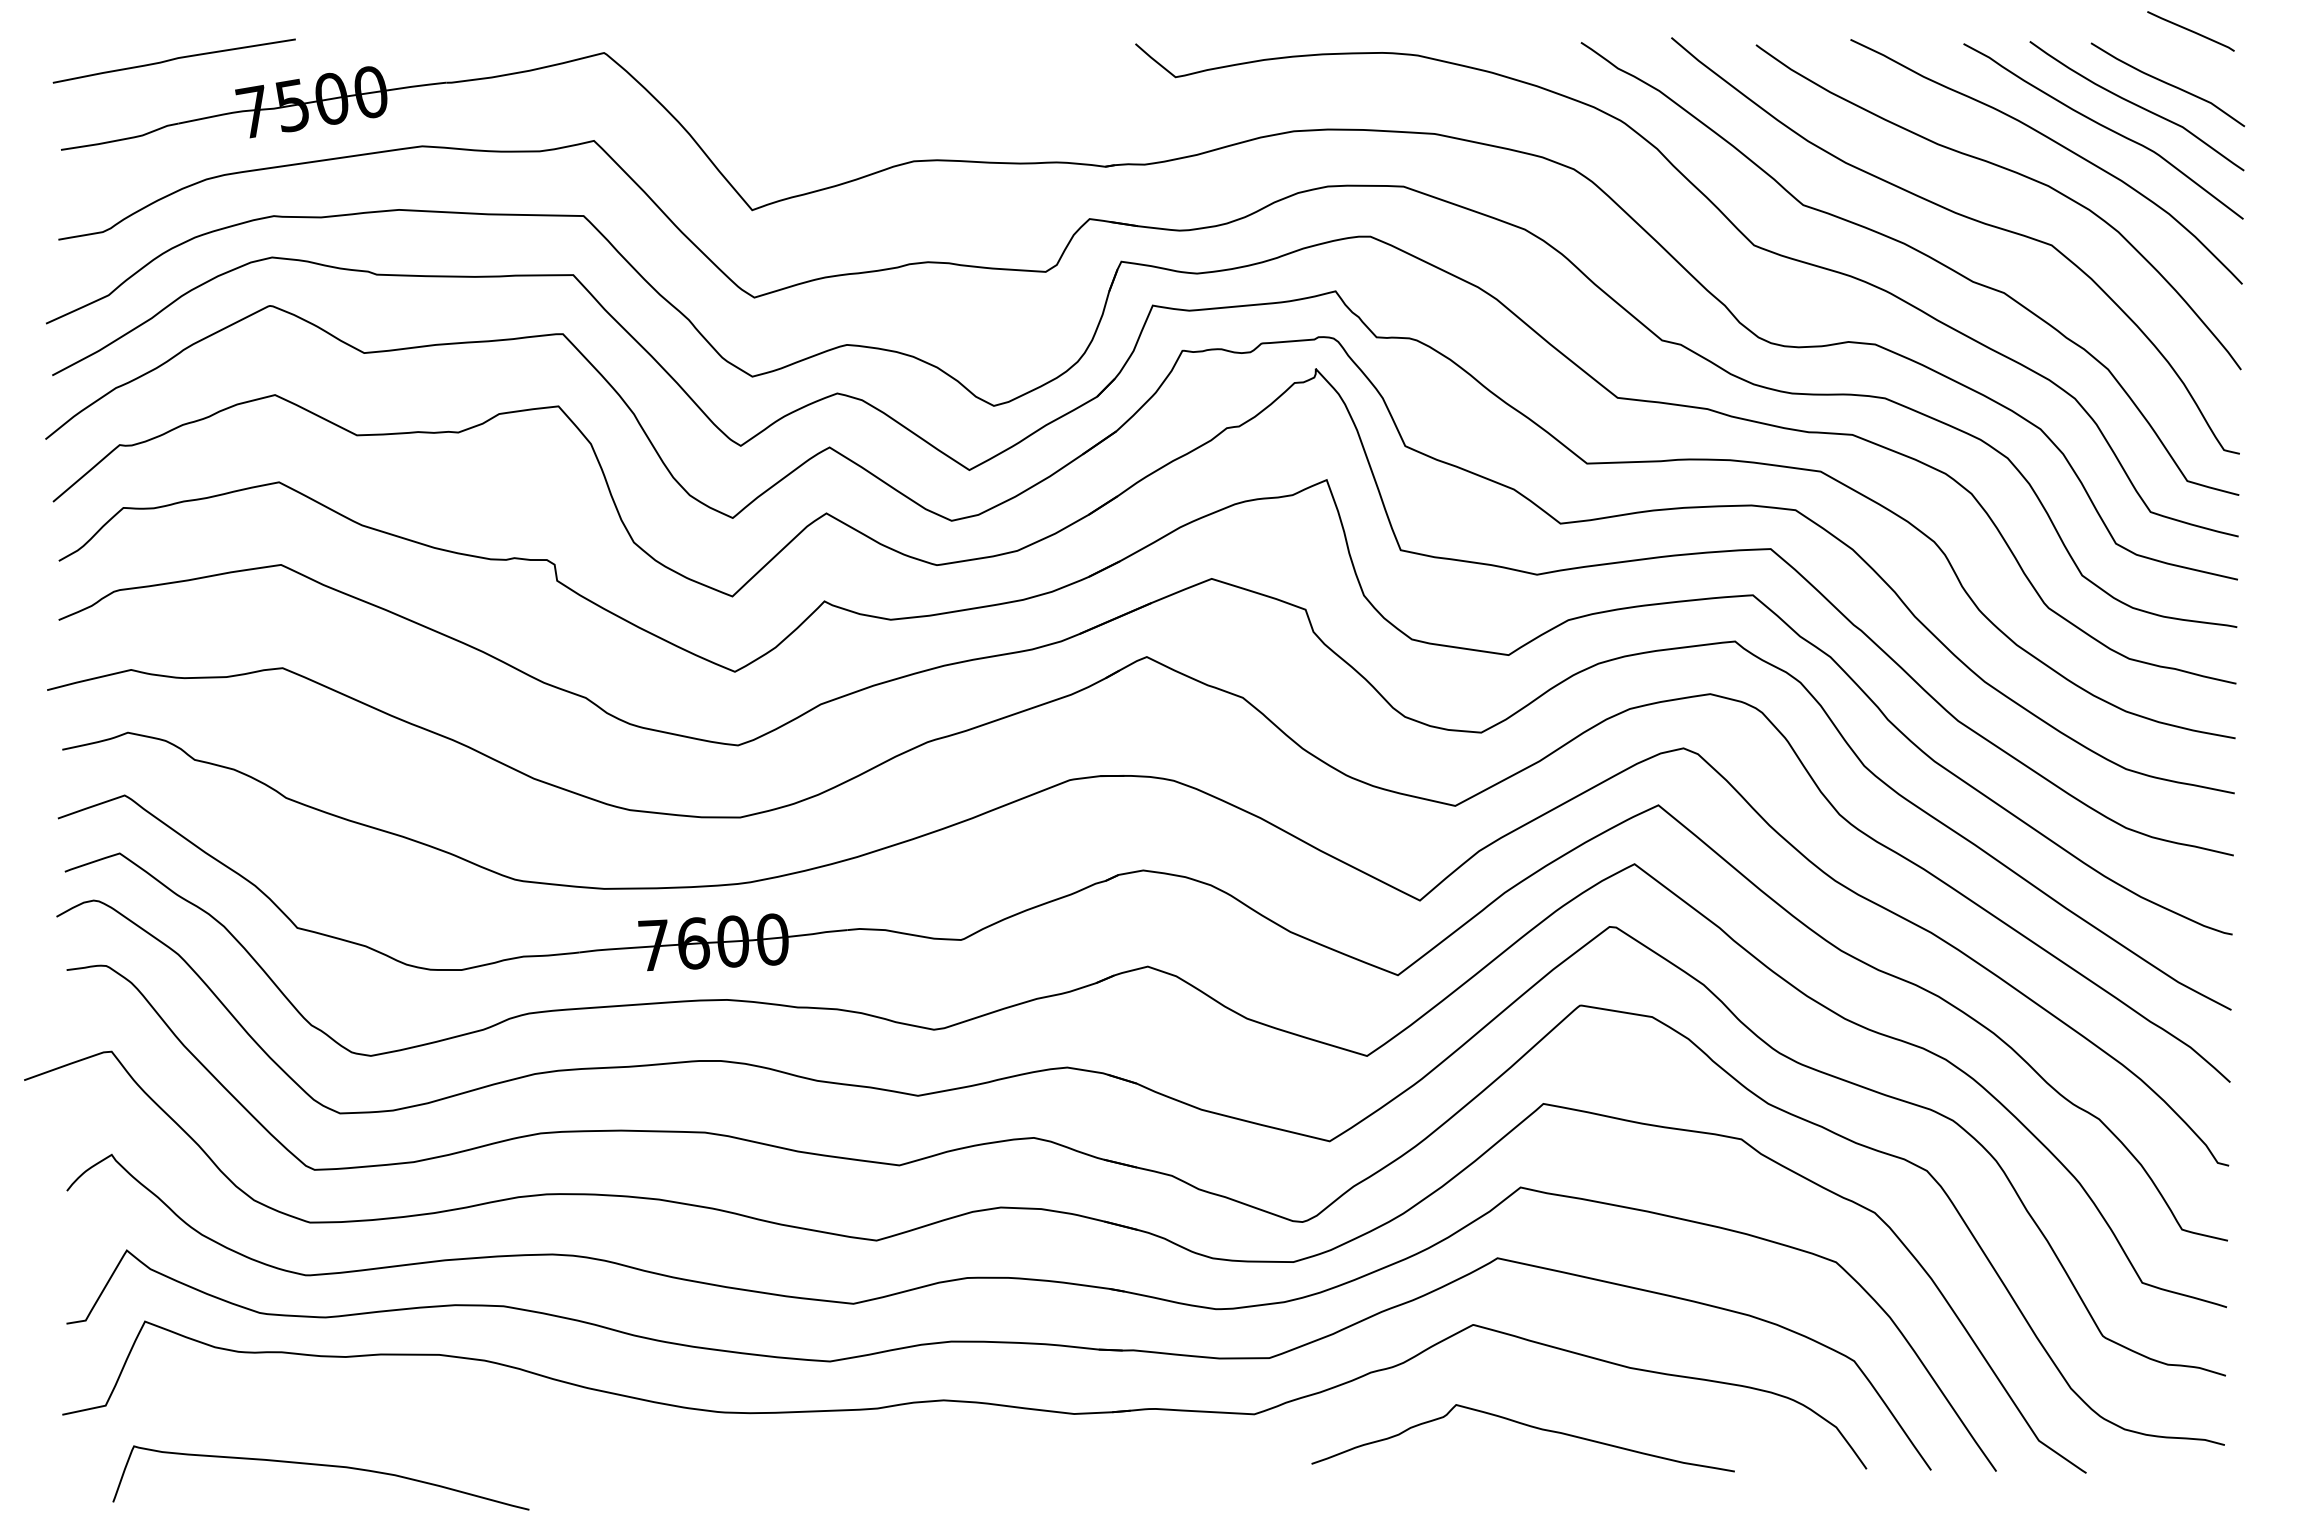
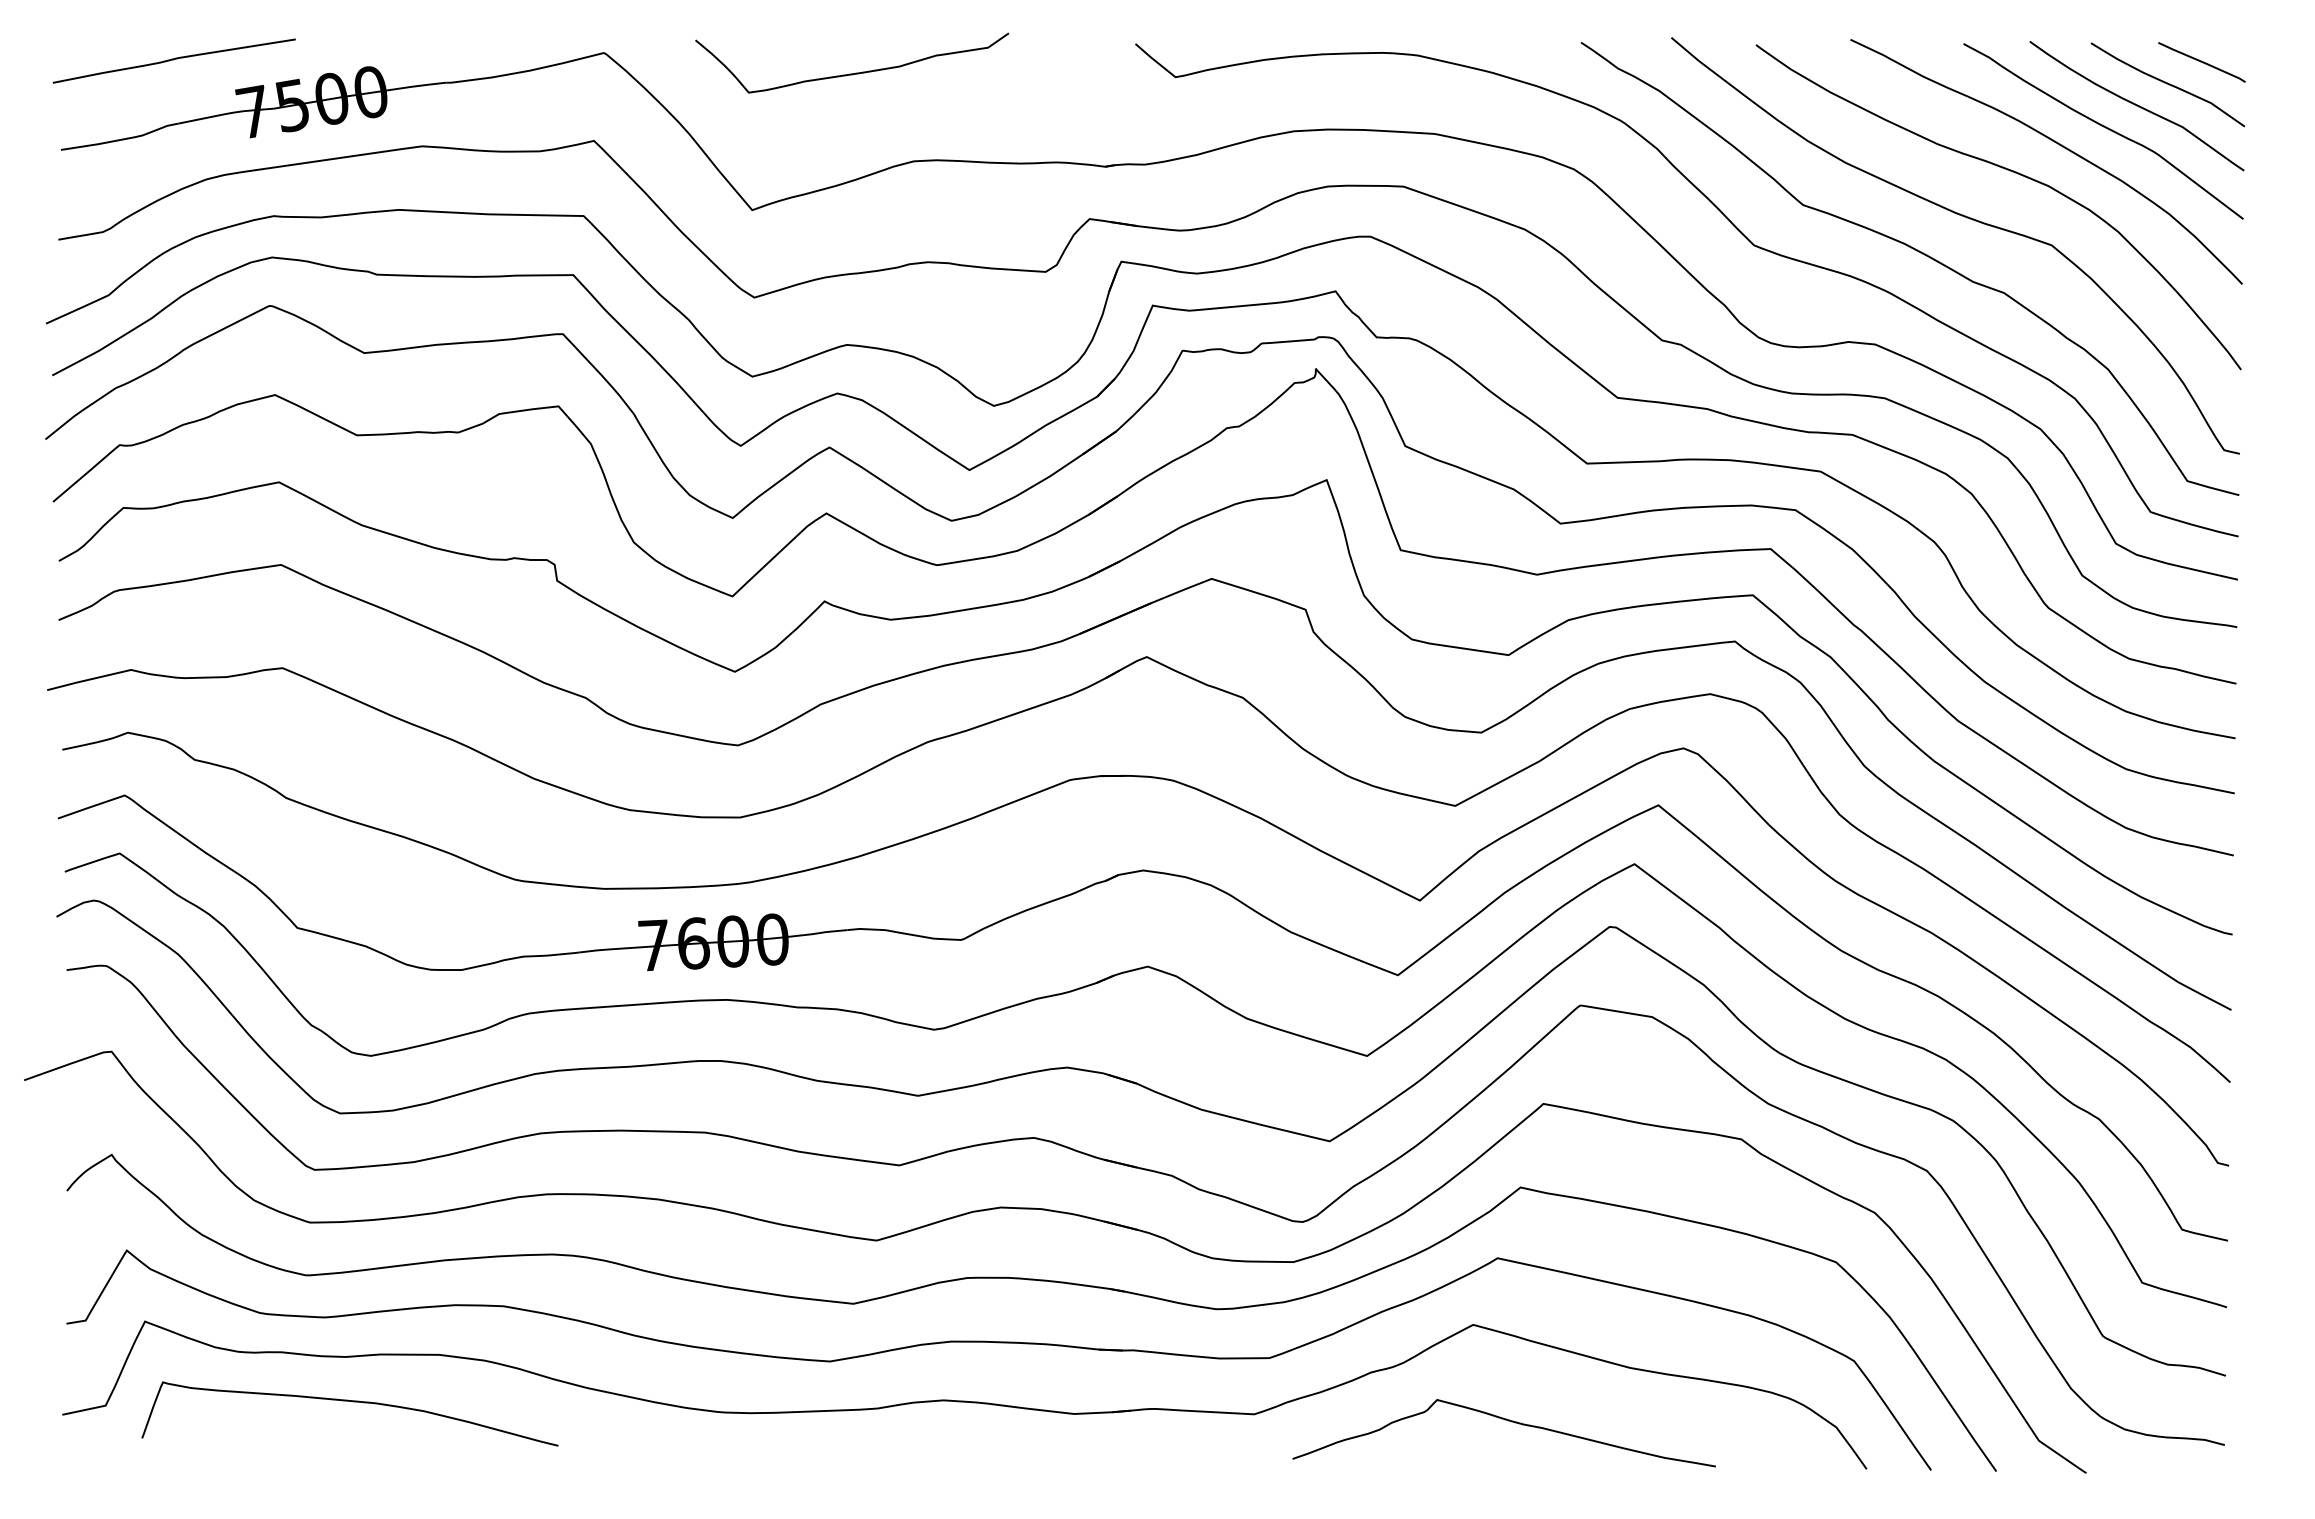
line position: (2190, 31) -> (2201, 62) (2201, 62)
curve: none -> present (855, 72)
curve position: (1527, 1426) -> (1508, 1421) (1508, 1421)
curve position: (323, 1466) -> (352, 1402) (352, 1402)
